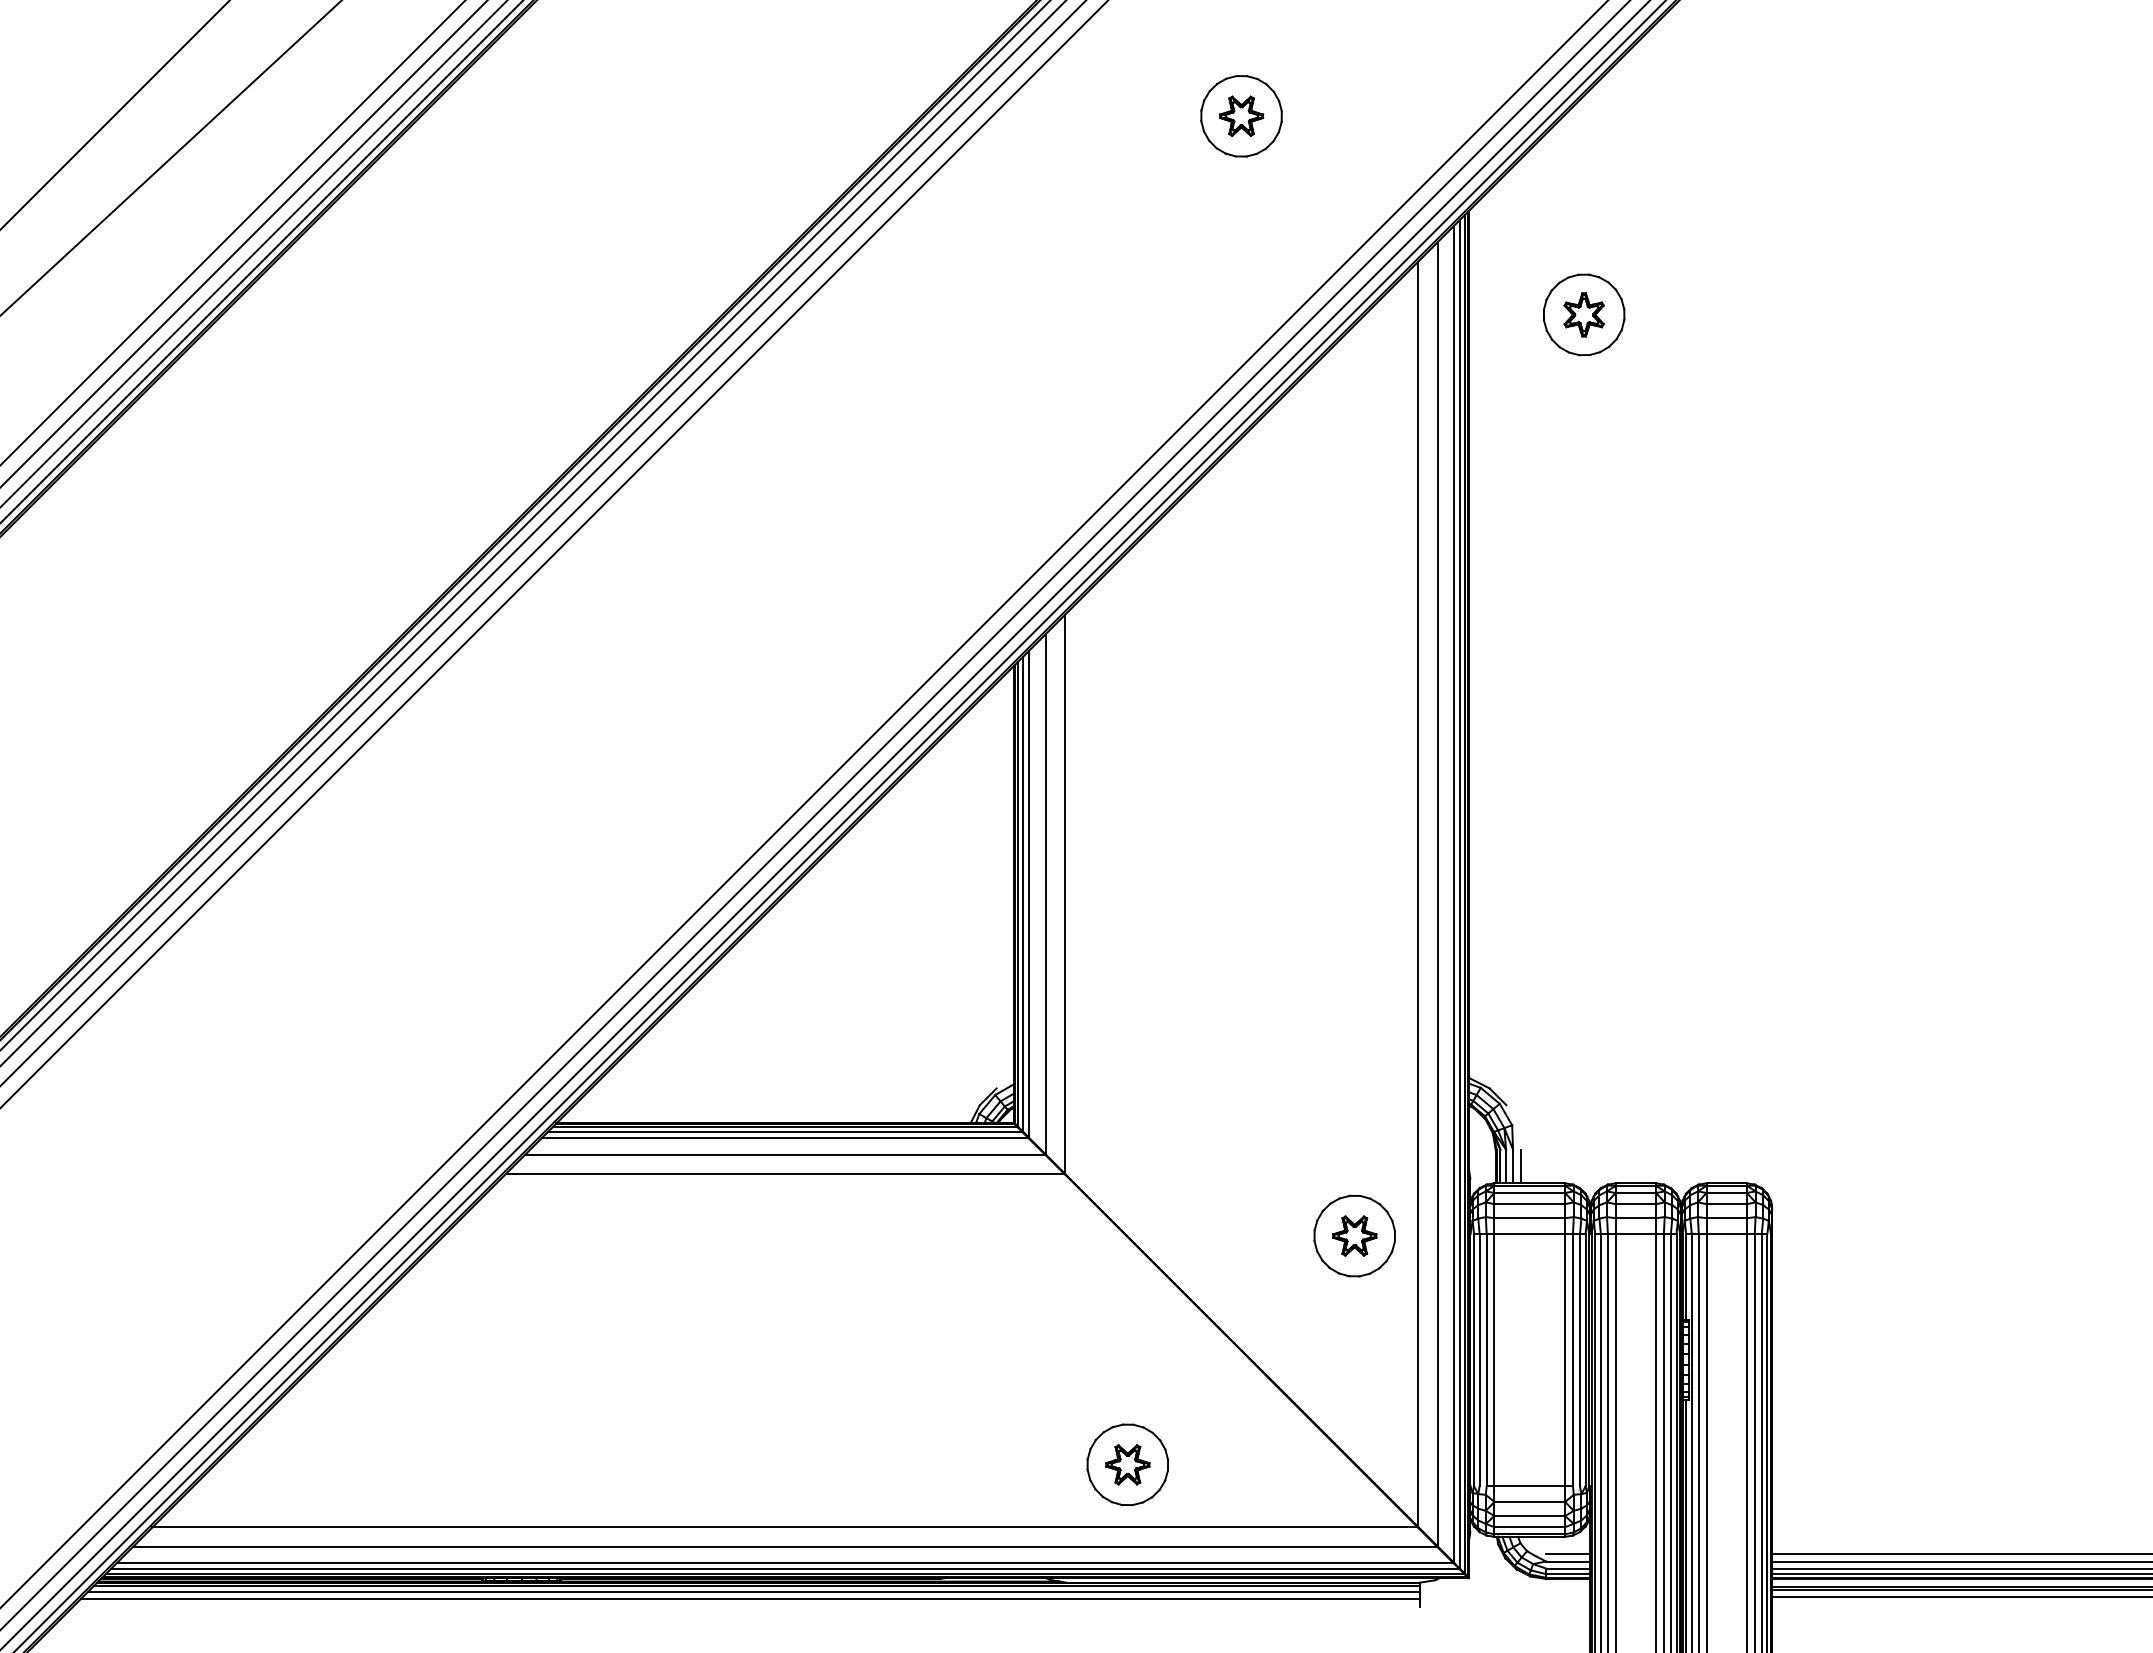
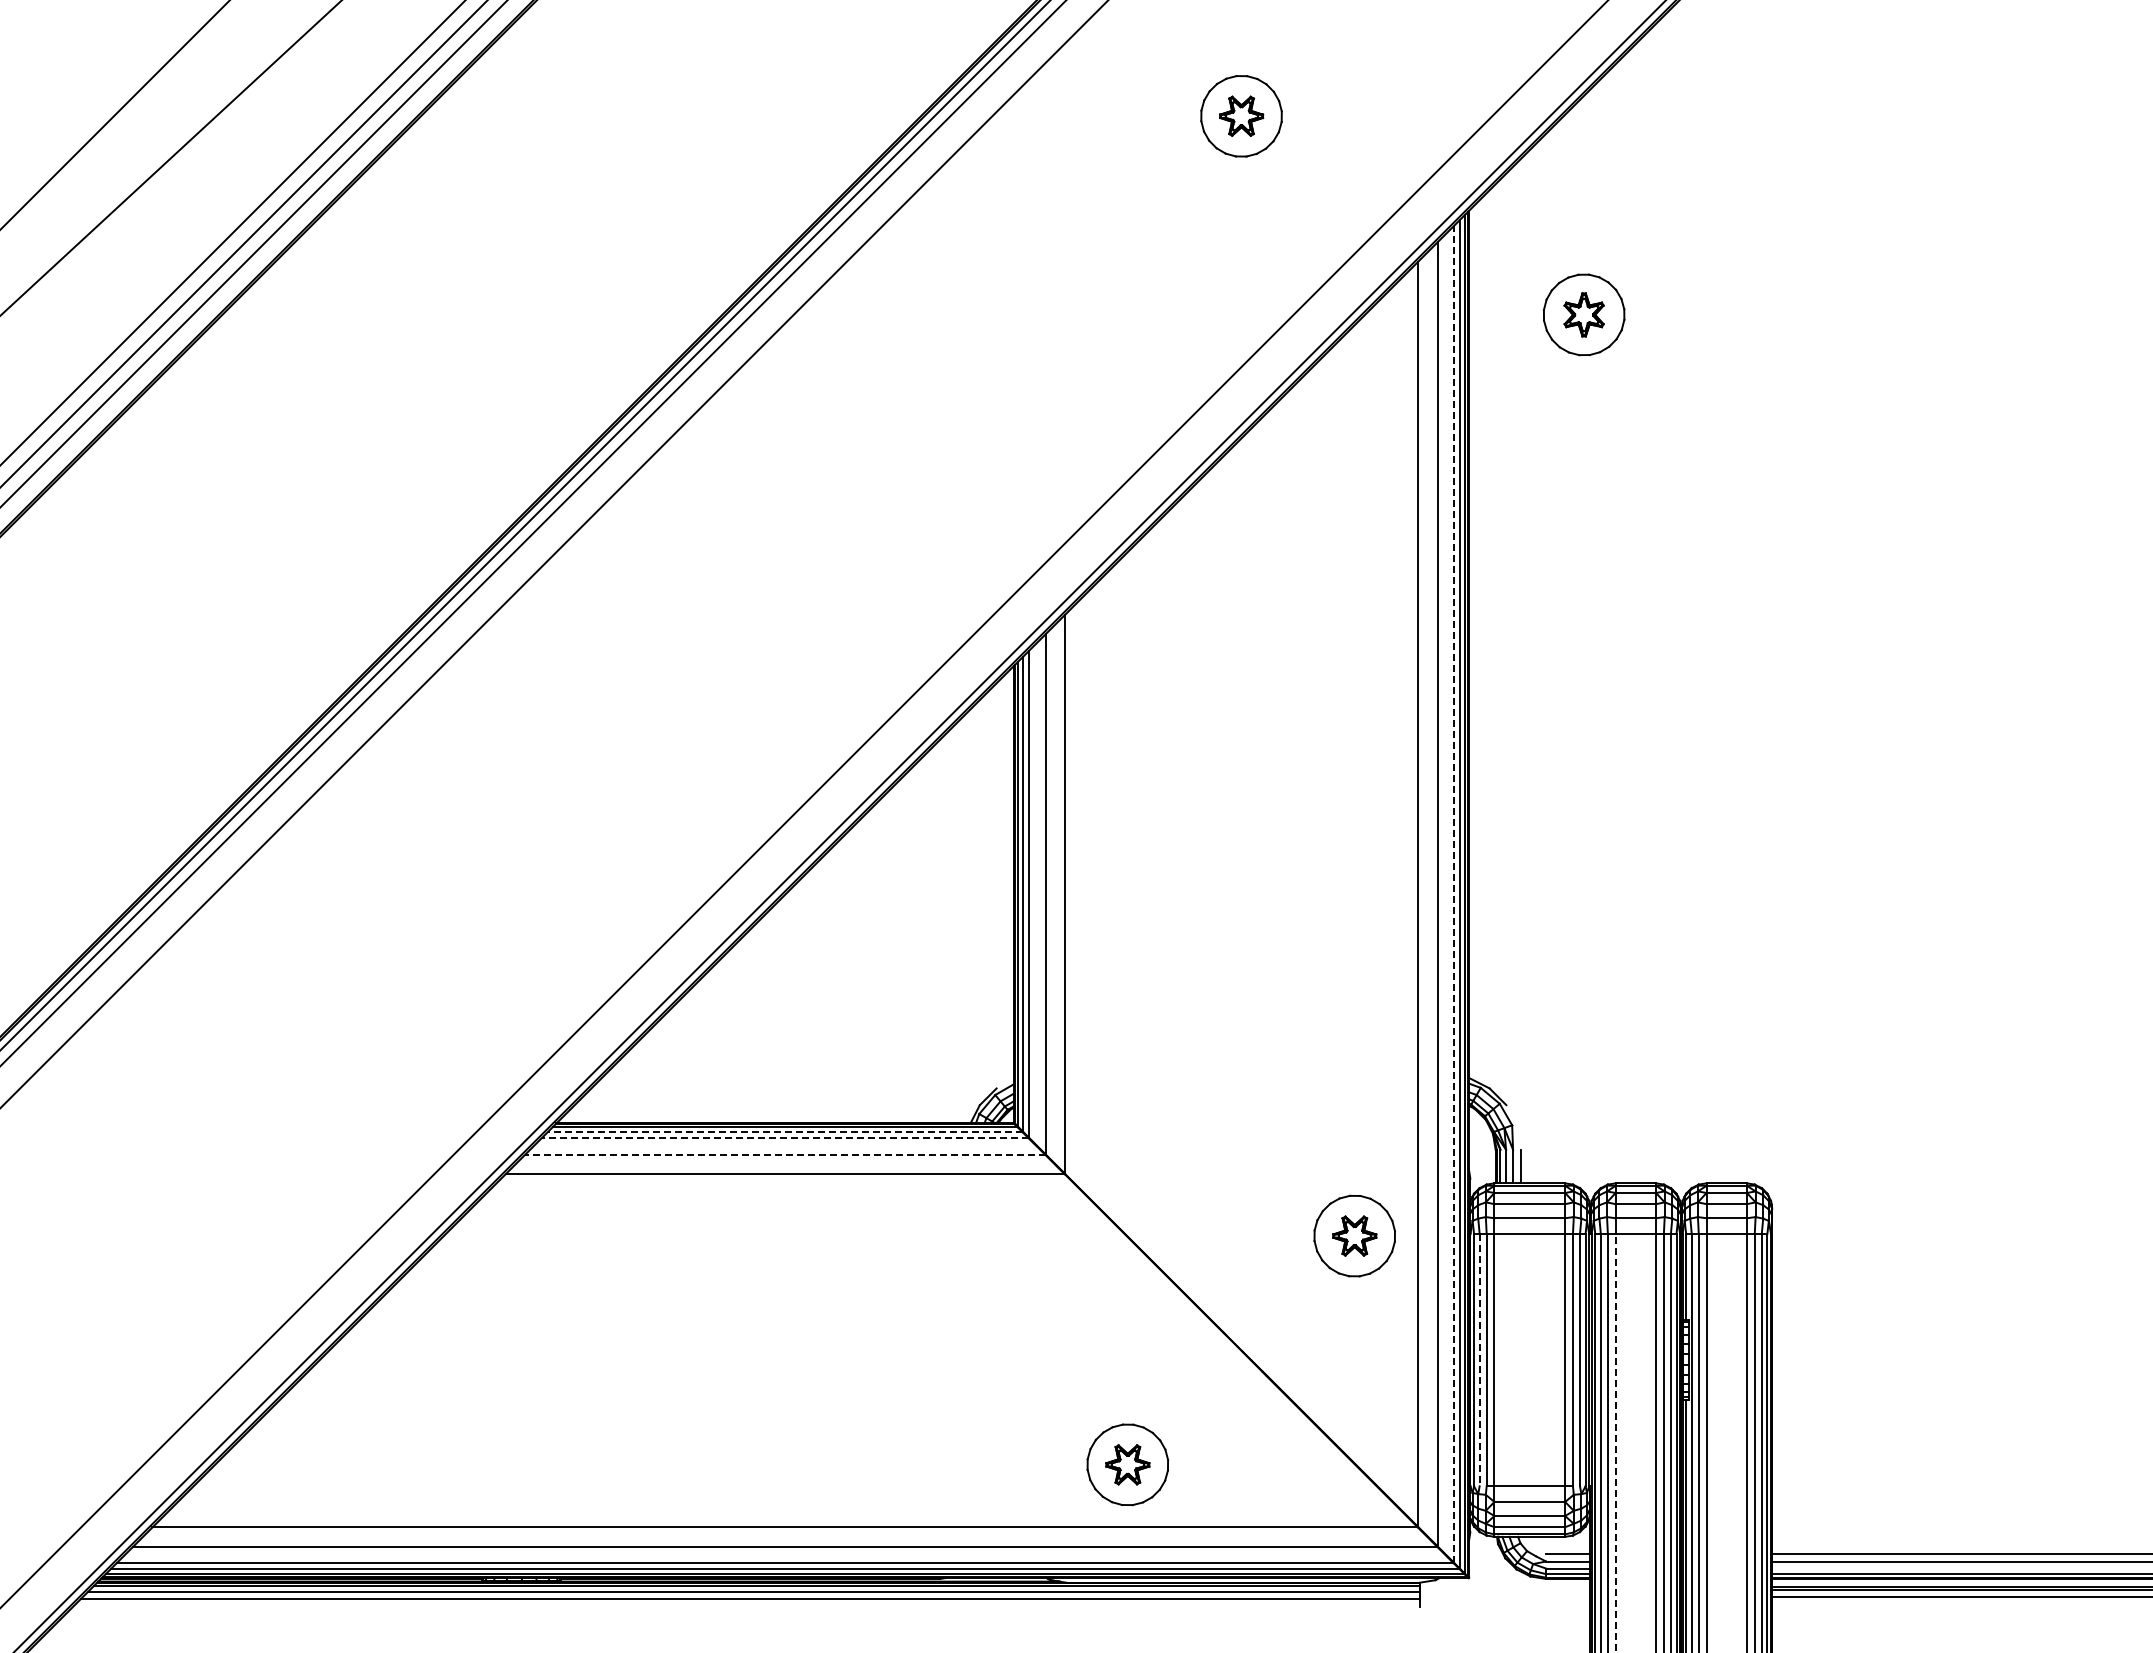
line: present -> none (261, 261)
line: present -> none (543, 543)
line: present -> none (815, 815)
line: present -> none (825, 824)
line: solid -> dashed (1454, 894)
line: solid -> dashed (784, 1131)
line: solid -> dashed (785, 1138)
line: solid -> dashed (784, 1154)
line: solid -> dashed (1479, 1360)
line: solid -> dashed (1615, 1442)
line: present -> none (1960, 1568)
